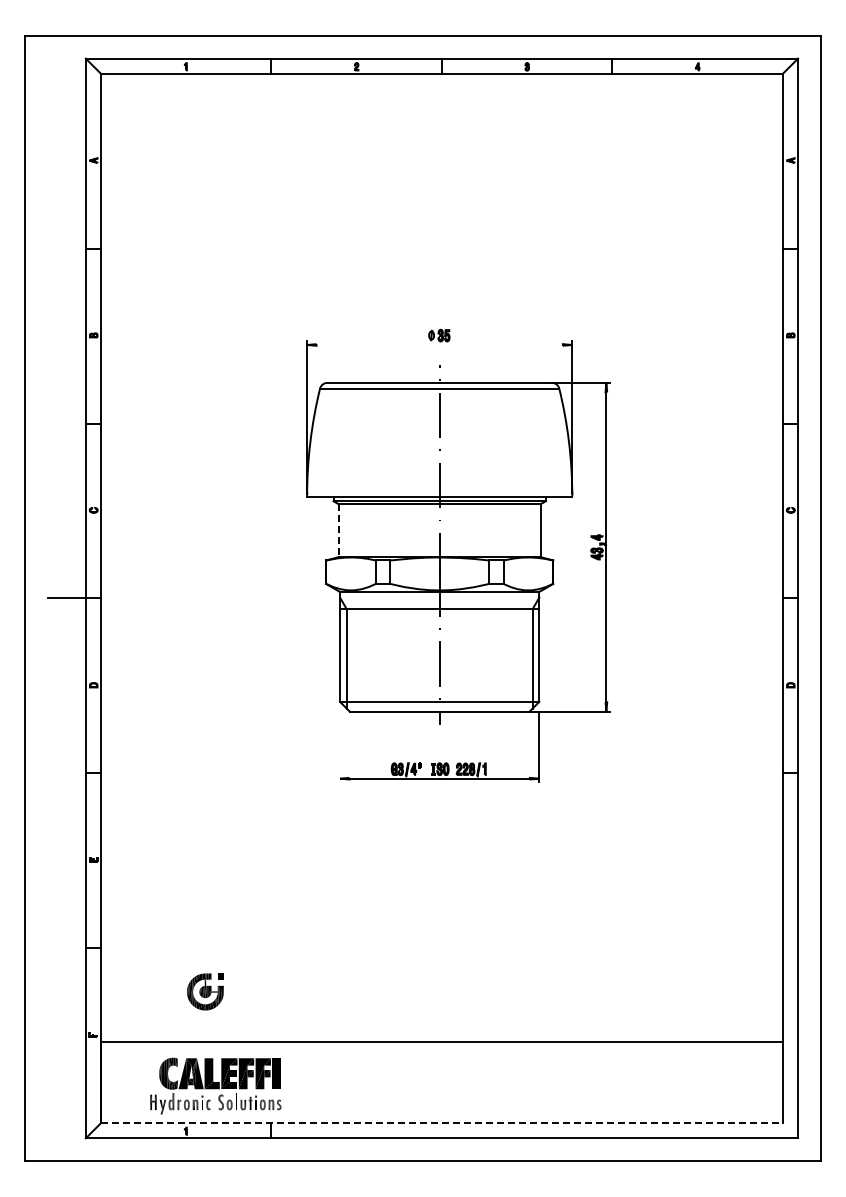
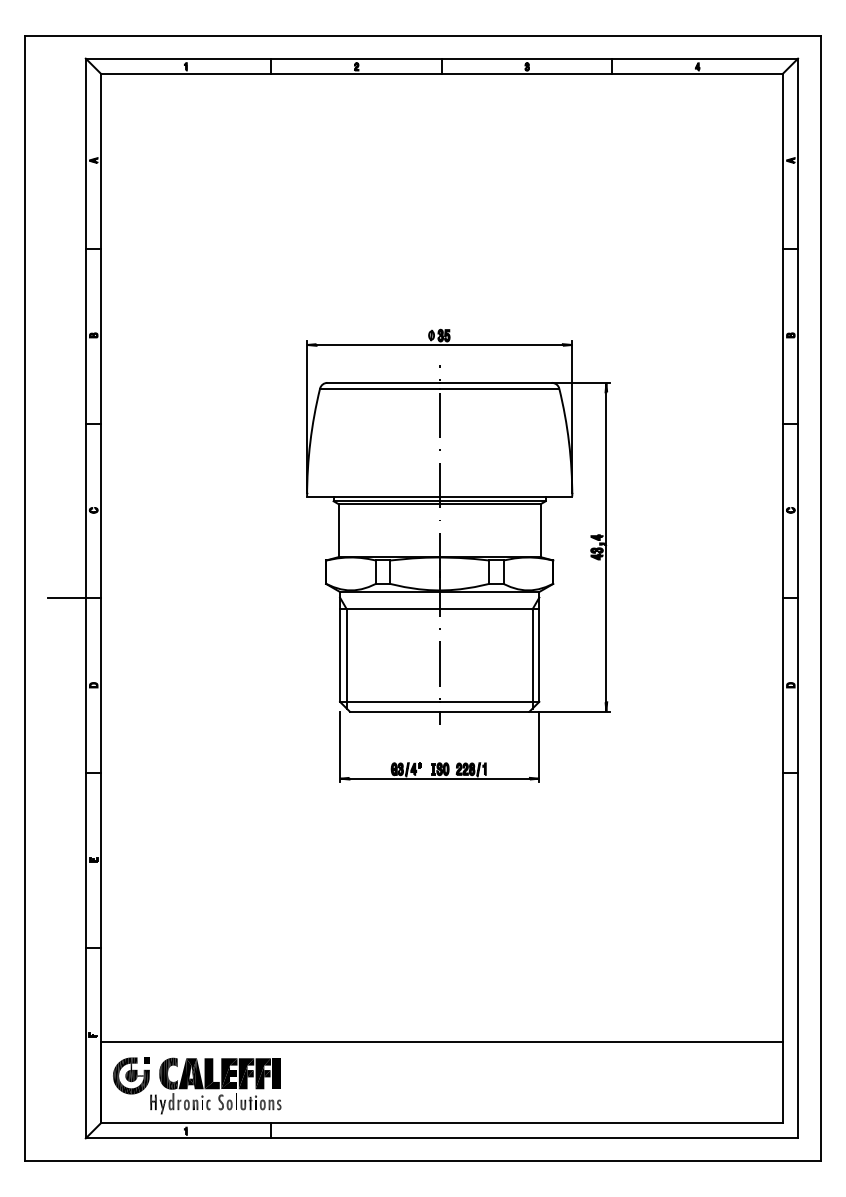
line: none -> present (439, 344)
line: dashed -> solid (338, 530)
line: none -> present (340, 746)
part position: (205, 991) -> (131, 1075) (131, 1075)
line: dashed -> solid (441, 1123)
